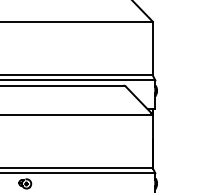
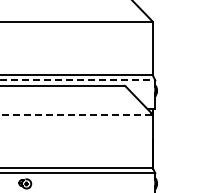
line: solid -> dashed (78, 80)
line: solid -> dashed (76, 114)
